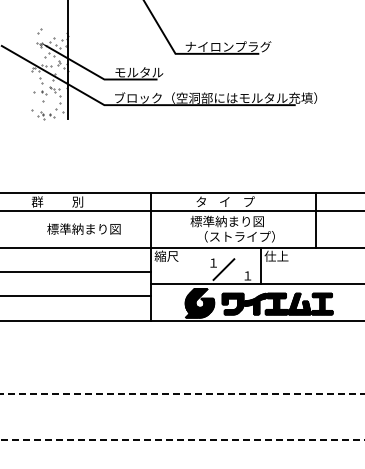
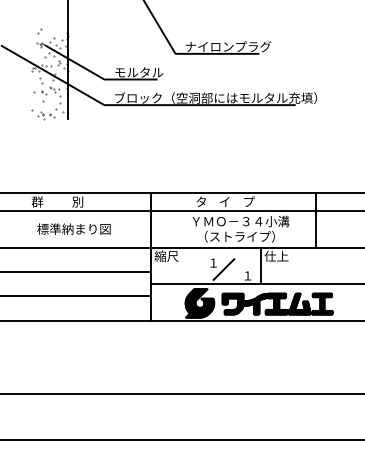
text: 標準納まり図 -> ＹＭＯ－３４小溝 (239, 221)
text position: (83, 228) -> (73, 228) (73, 228)
line: dashed -> solid (182, 393)
line: dashed -> solid (182, 439)
